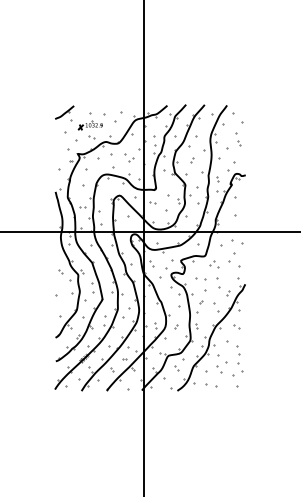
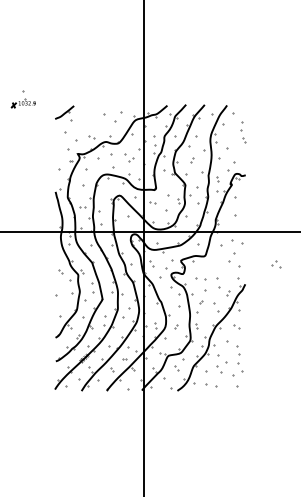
part position: (89, 121) -> (22, 99) (22, 99)
part position: (238, 139) -> (243, 136) (243, 136)
part position: (214, 264) -> (276, 264) (276, 264)
